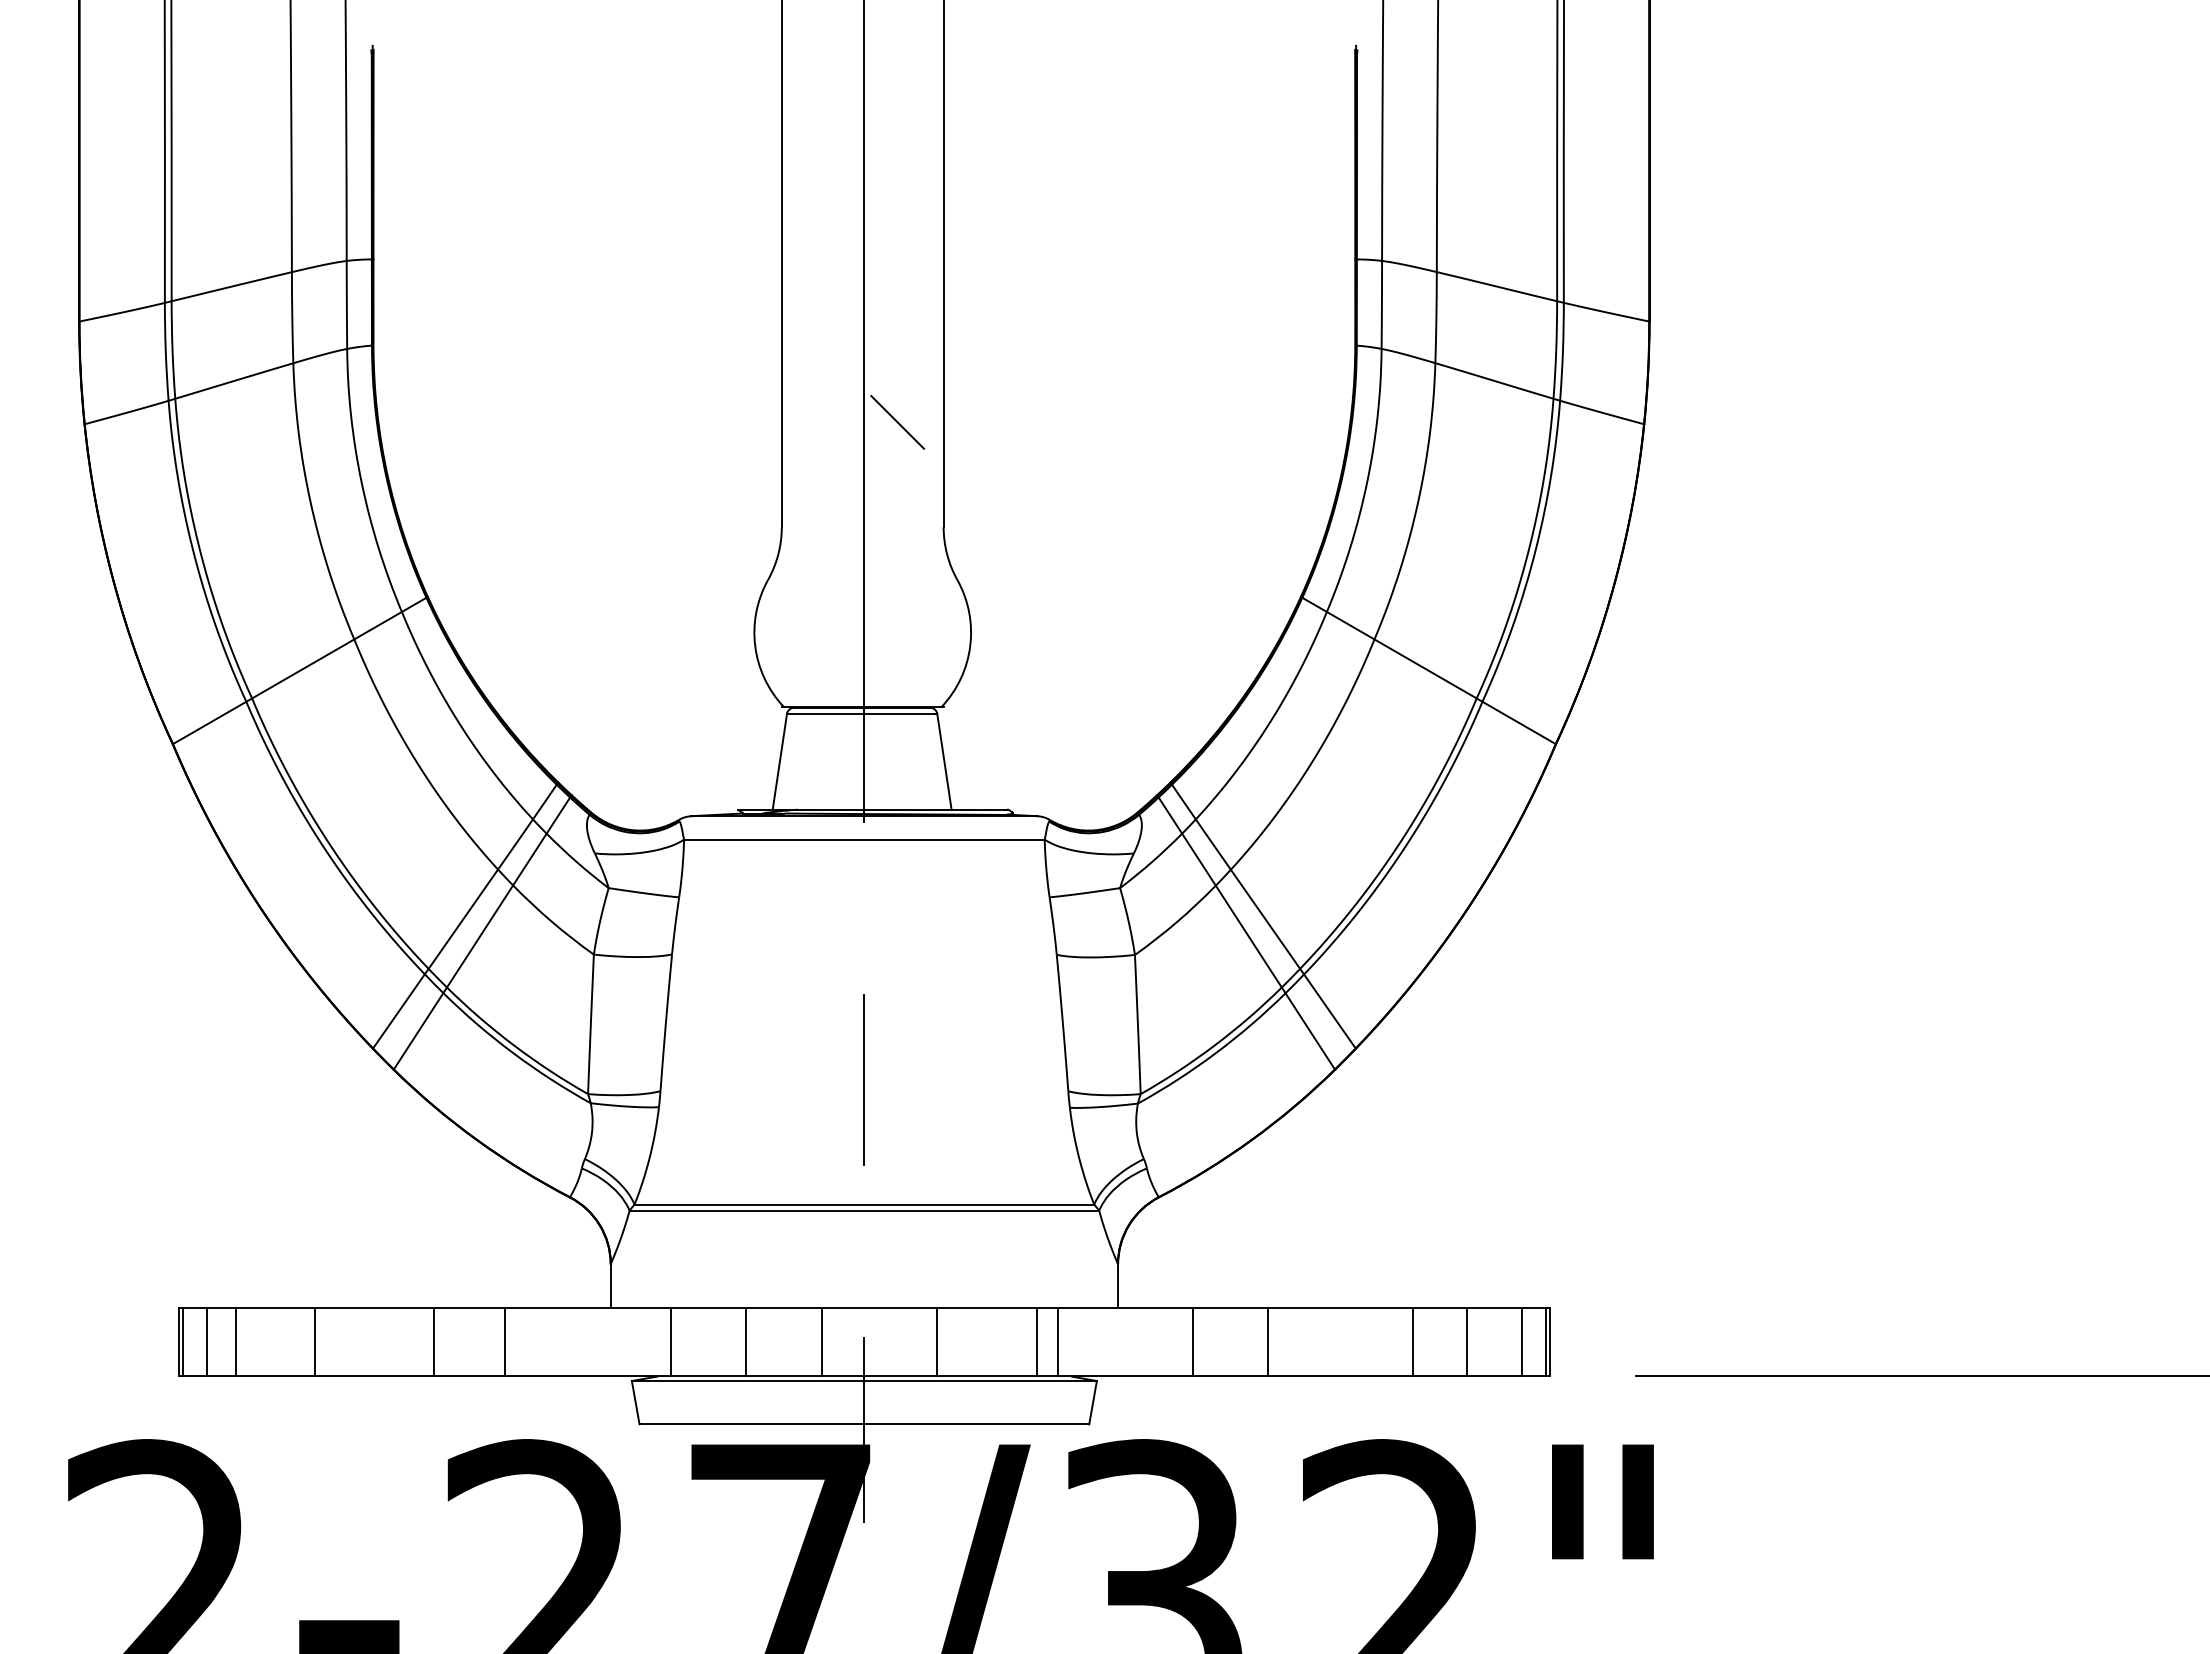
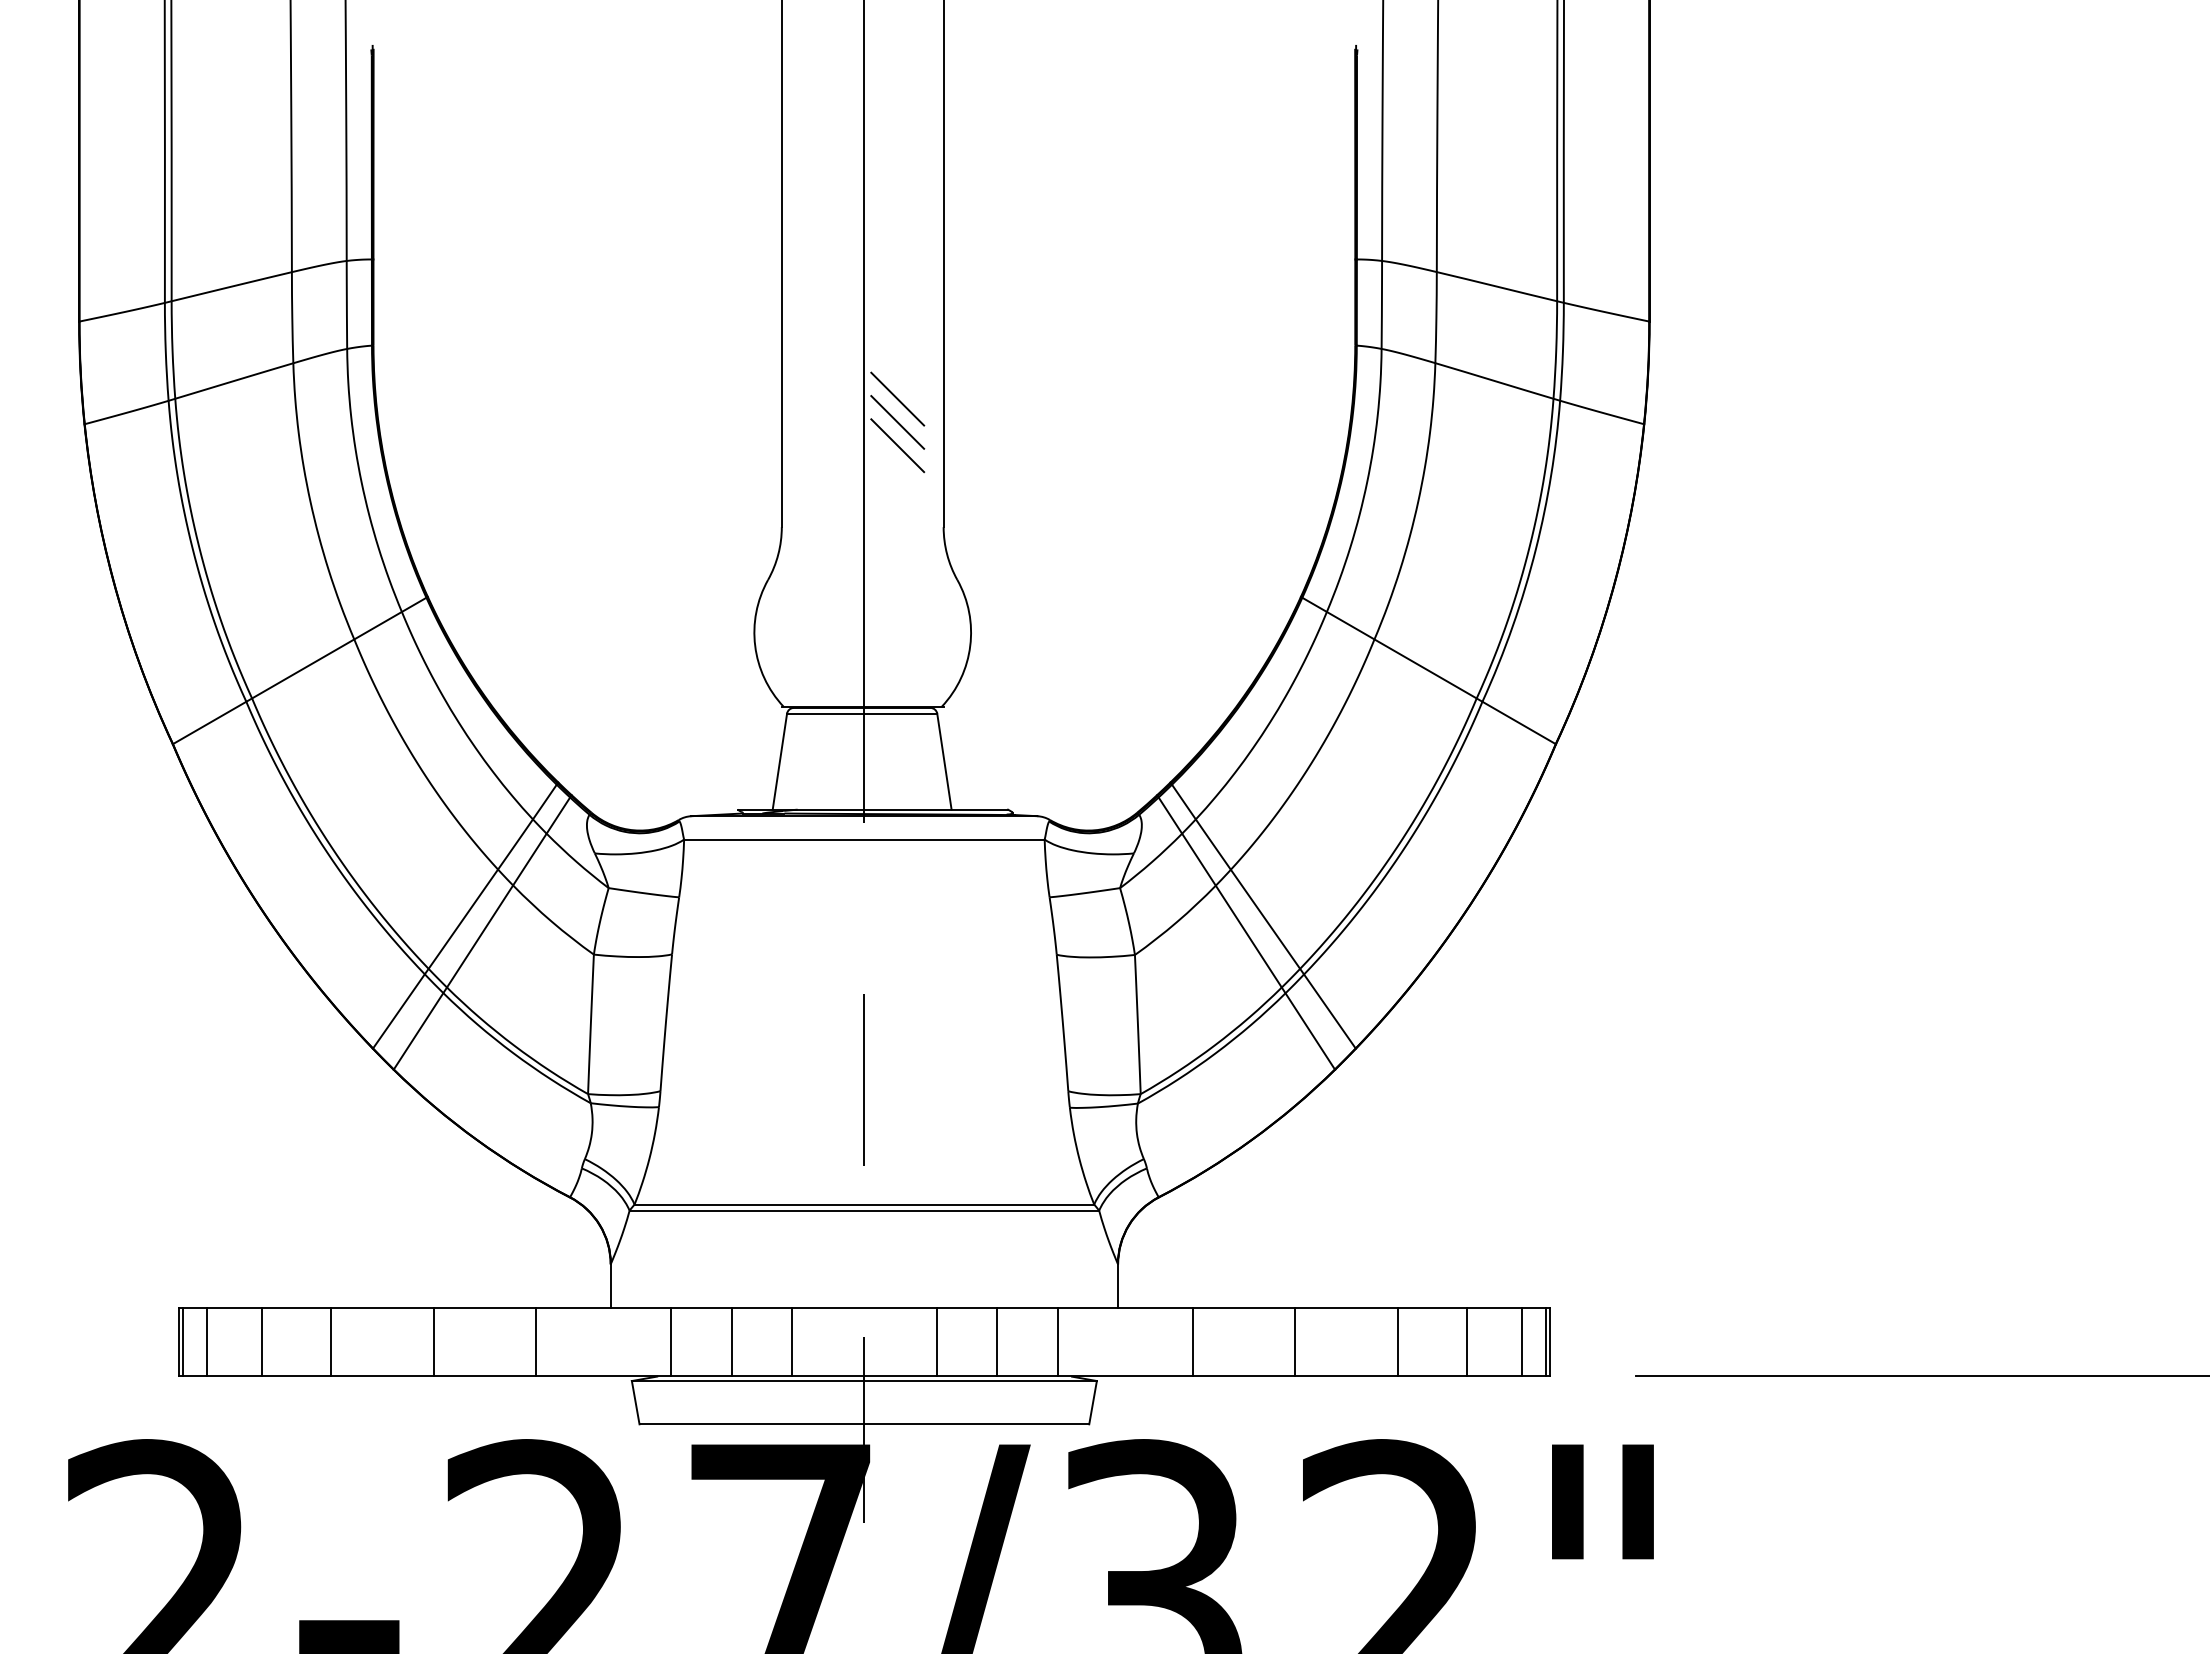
line: none -> present (897, 398)
line: none -> present (897, 445)
line position: (236, 1341) -> (262, 1341) (262, 1341)
line position: (314, 1341) -> (330, 1341) (330, 1341)
line position: (505, 1341) -> (536, 1341) (536, 1341)
line position: (746, 1341) -> (732, 1341) (732, 1341)
line position: (821, 1341) -> (791, 1341) (791, 1341)
line position: (1036, 1341) -> (996, 1341) (996, 1341)
line position: (1268, 1341) -> (1295, 1341) (1295, 1341)
line position: (1412, 1341) -> (1397, 1341) (1397, 1341)
